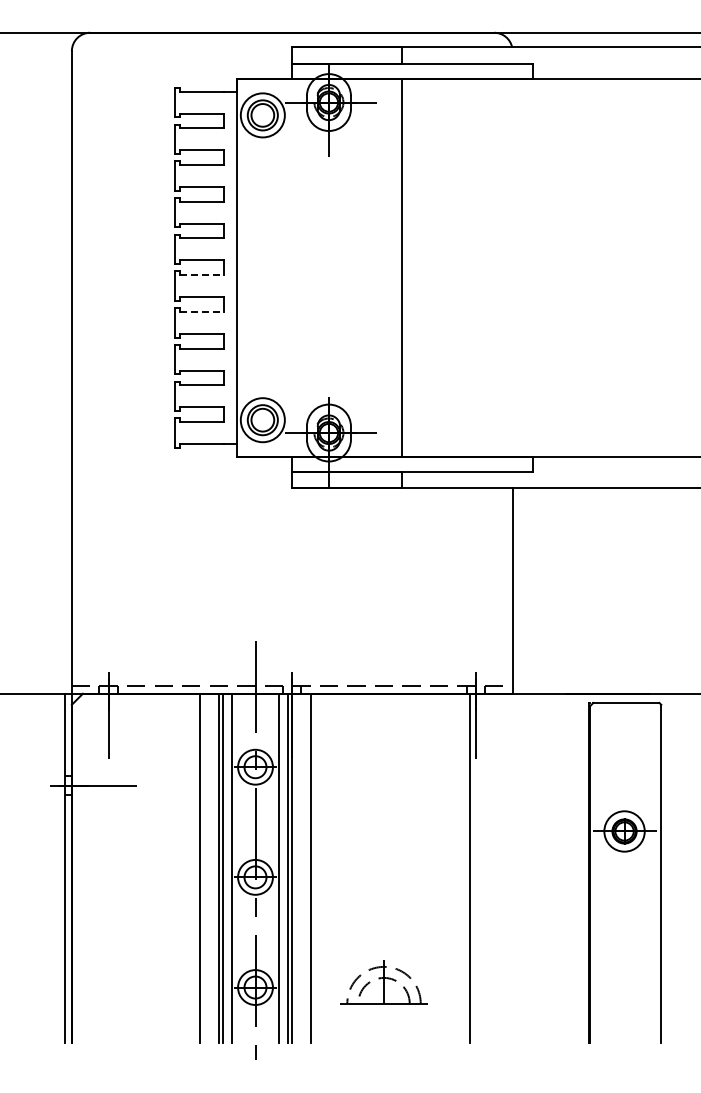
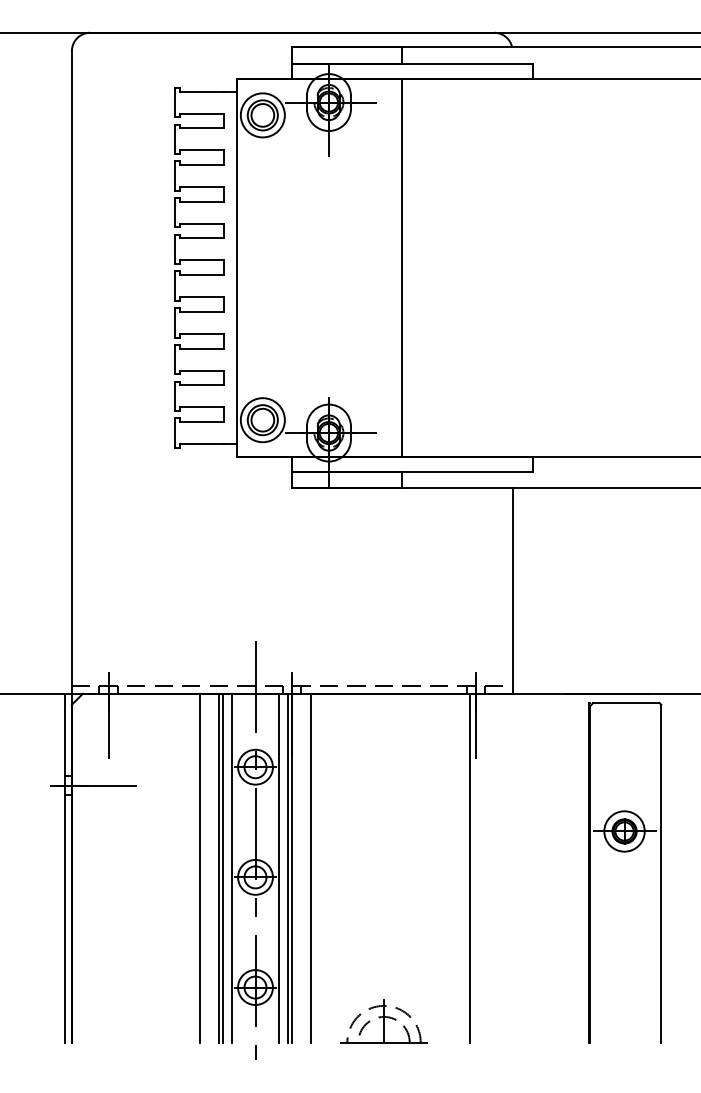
line: dashed -> solid (202, 275)
line: dashed -> solid (202, 311)
part position: (383, 982) -> (383, 1021) (383, 1021)
